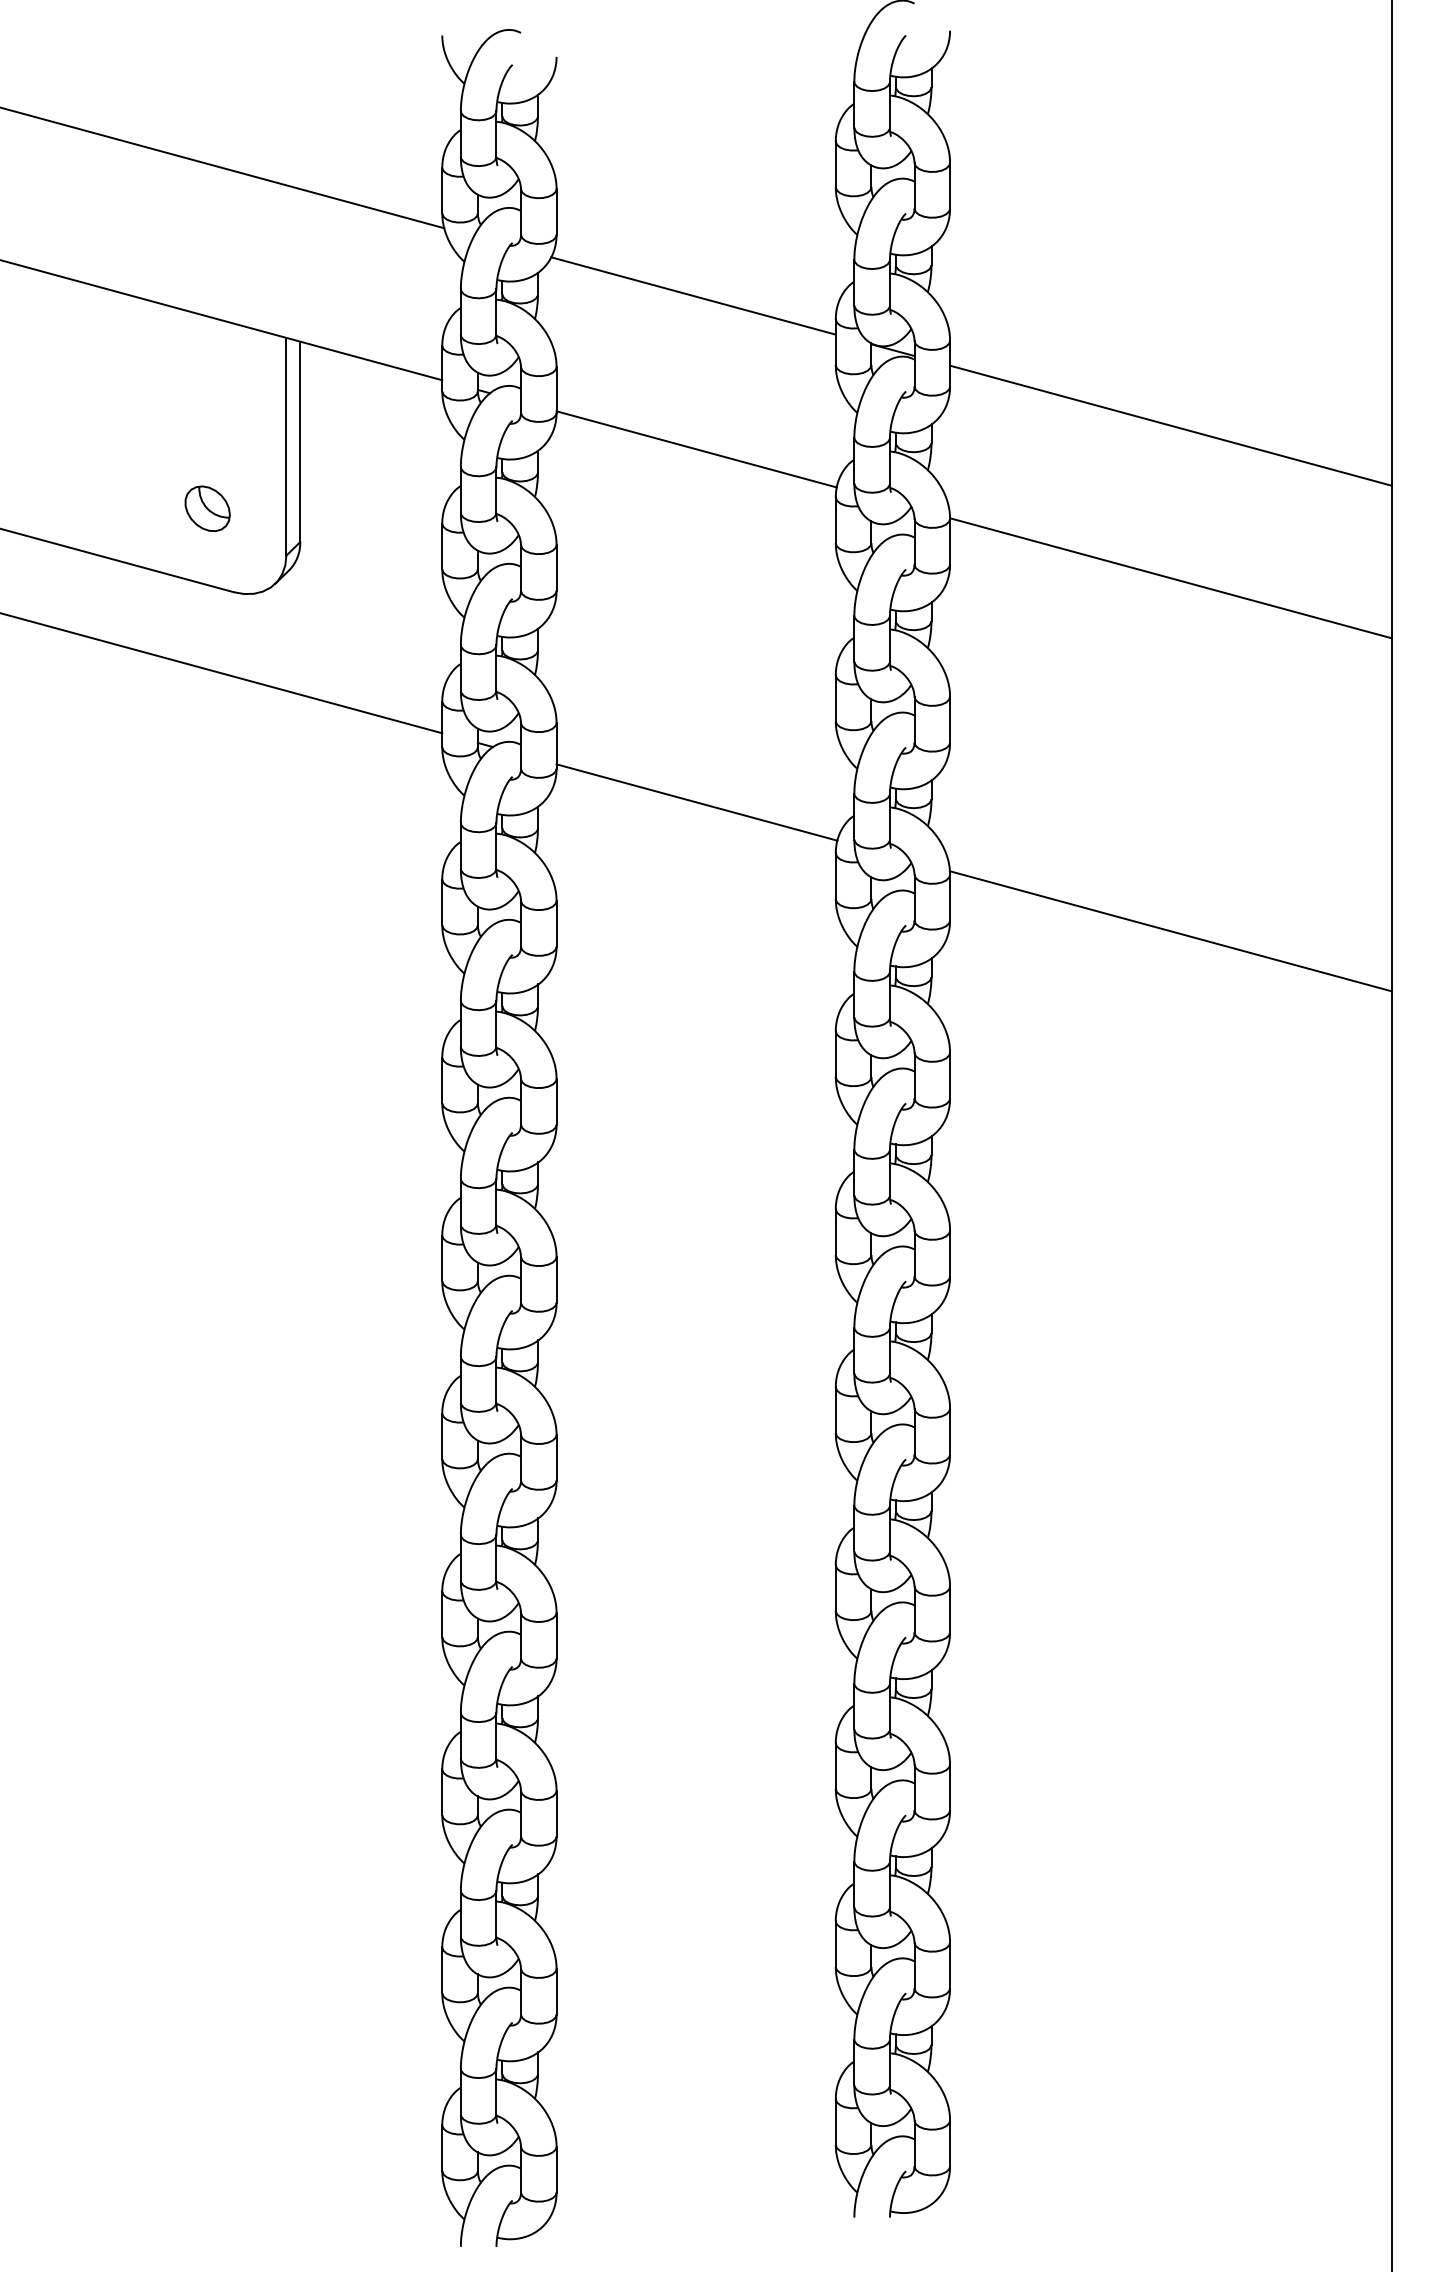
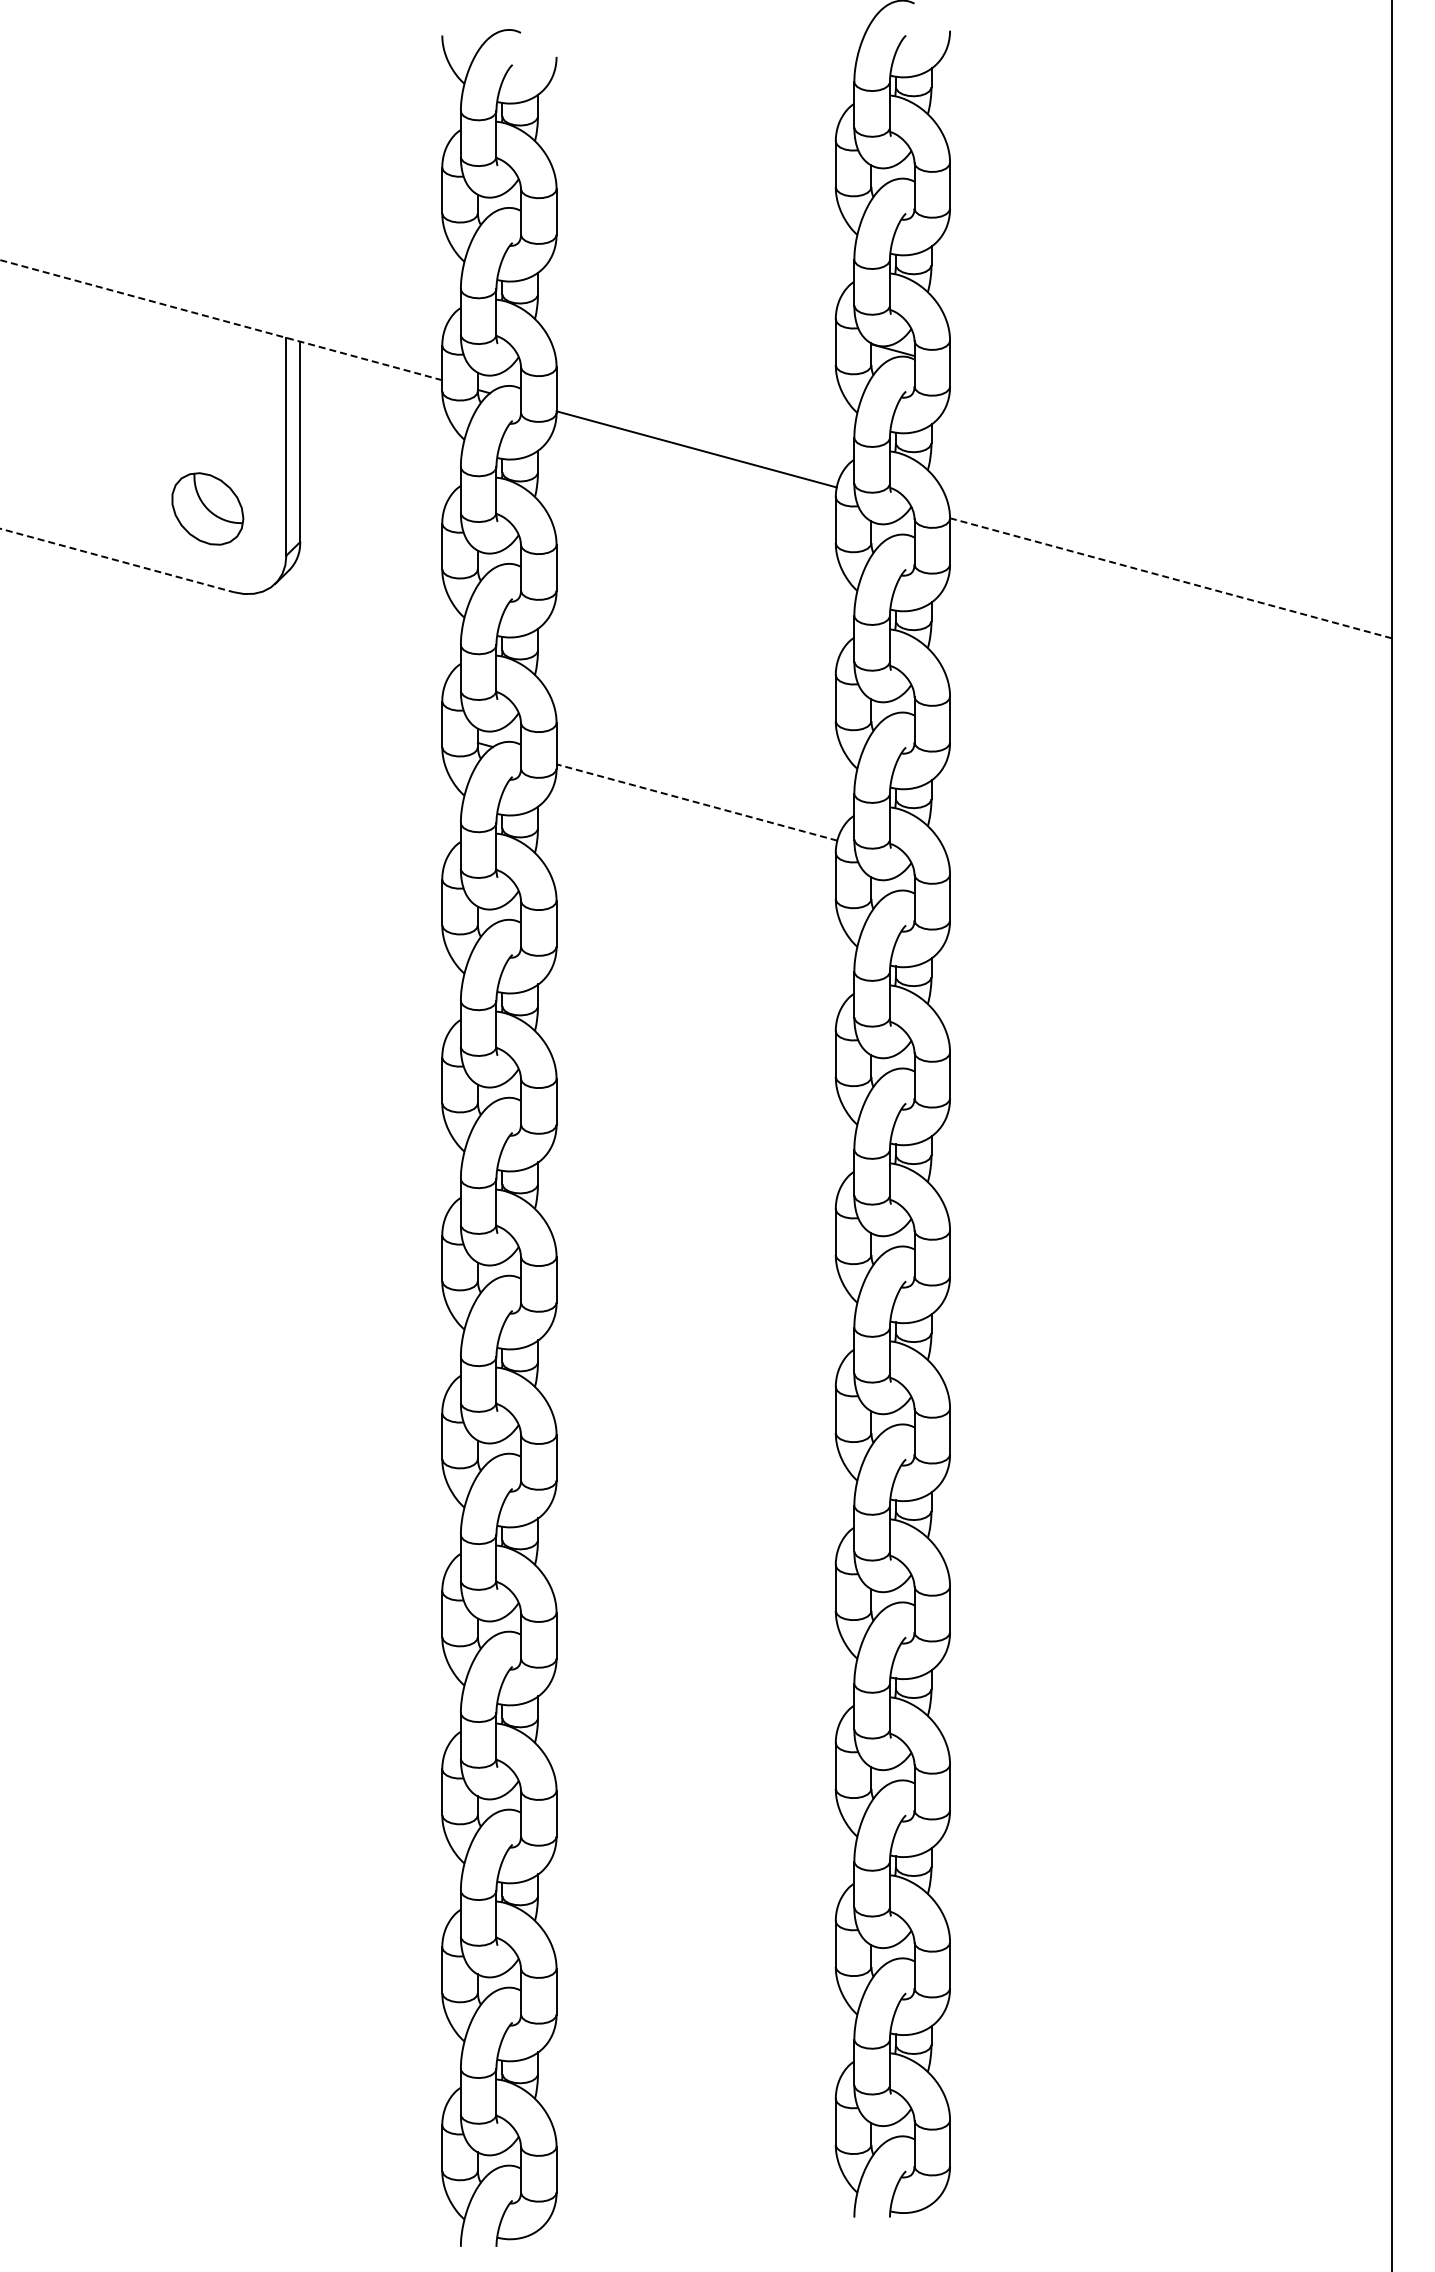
line: present -> none (223, 168)
line: present -> none (693, 295)
line: solid -> dashed (221, 320)
line: present -> none (1170, 425)
part size: 47x47 px -> 74x74 px (207, 508)
line: solid -> dashed (117, 560)
line: solid -> dashed (1170, 578)
line: present -> none (222, 673)
line: solid -> dashed (697, 802)
line: present -> none (1170, 931)
